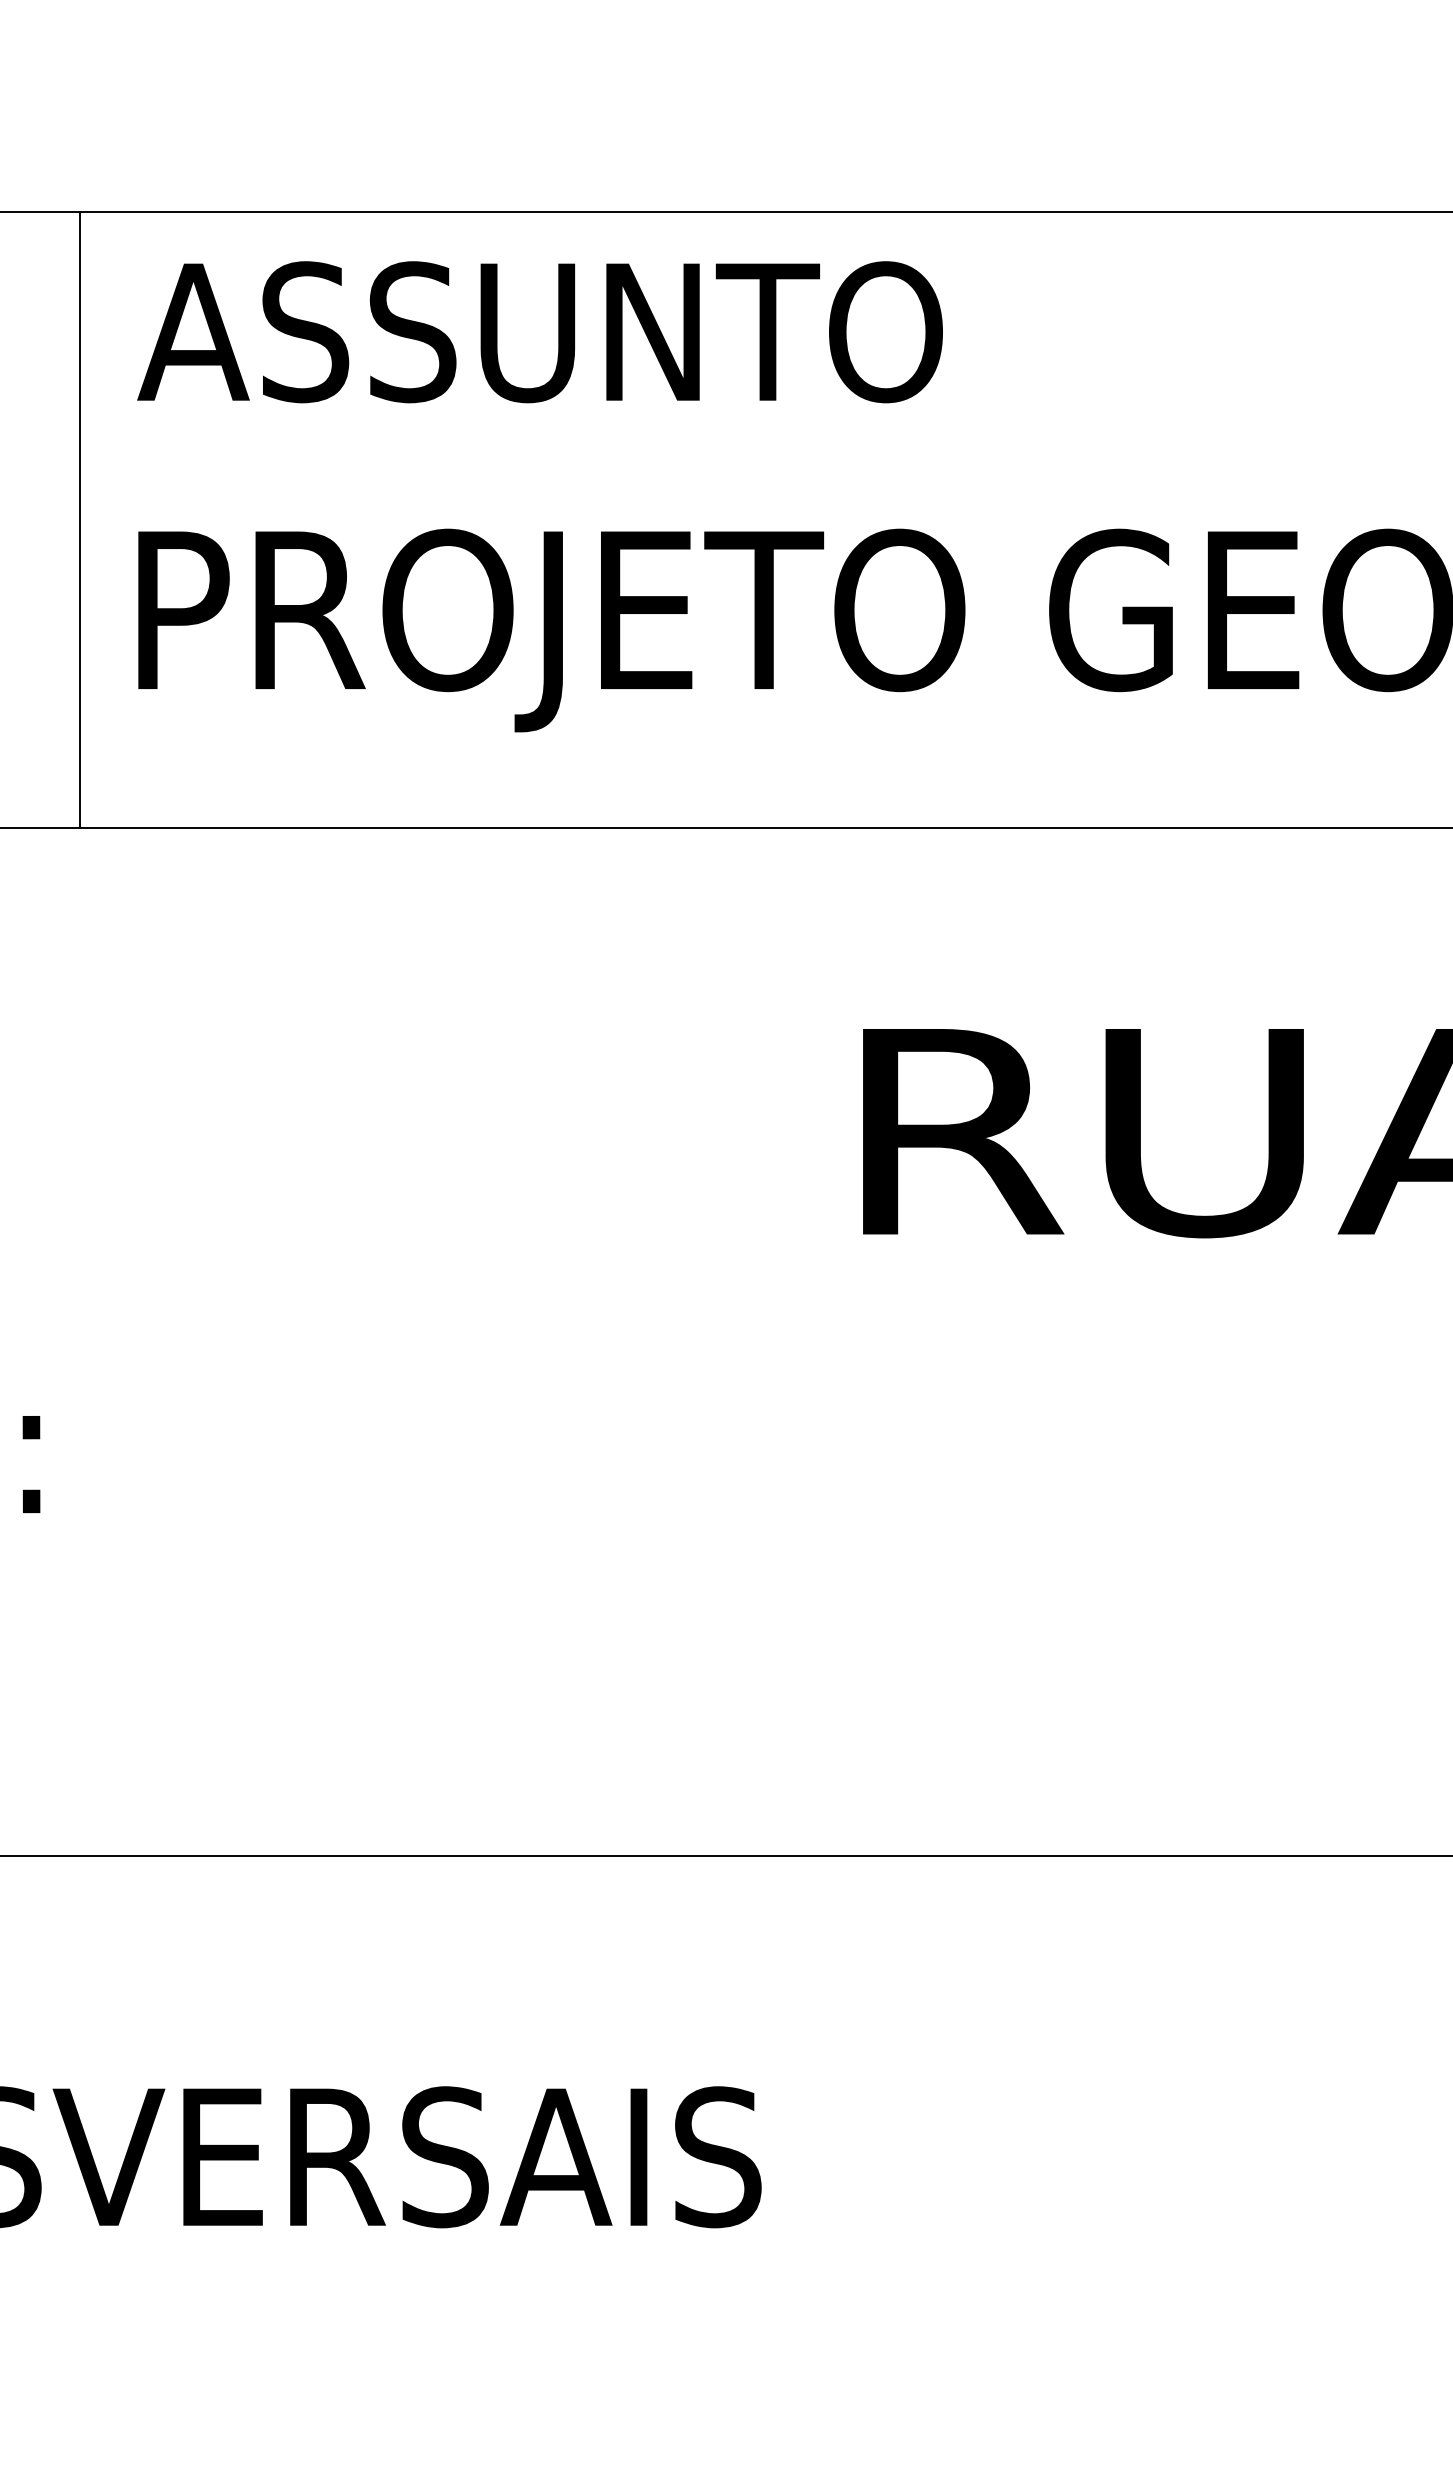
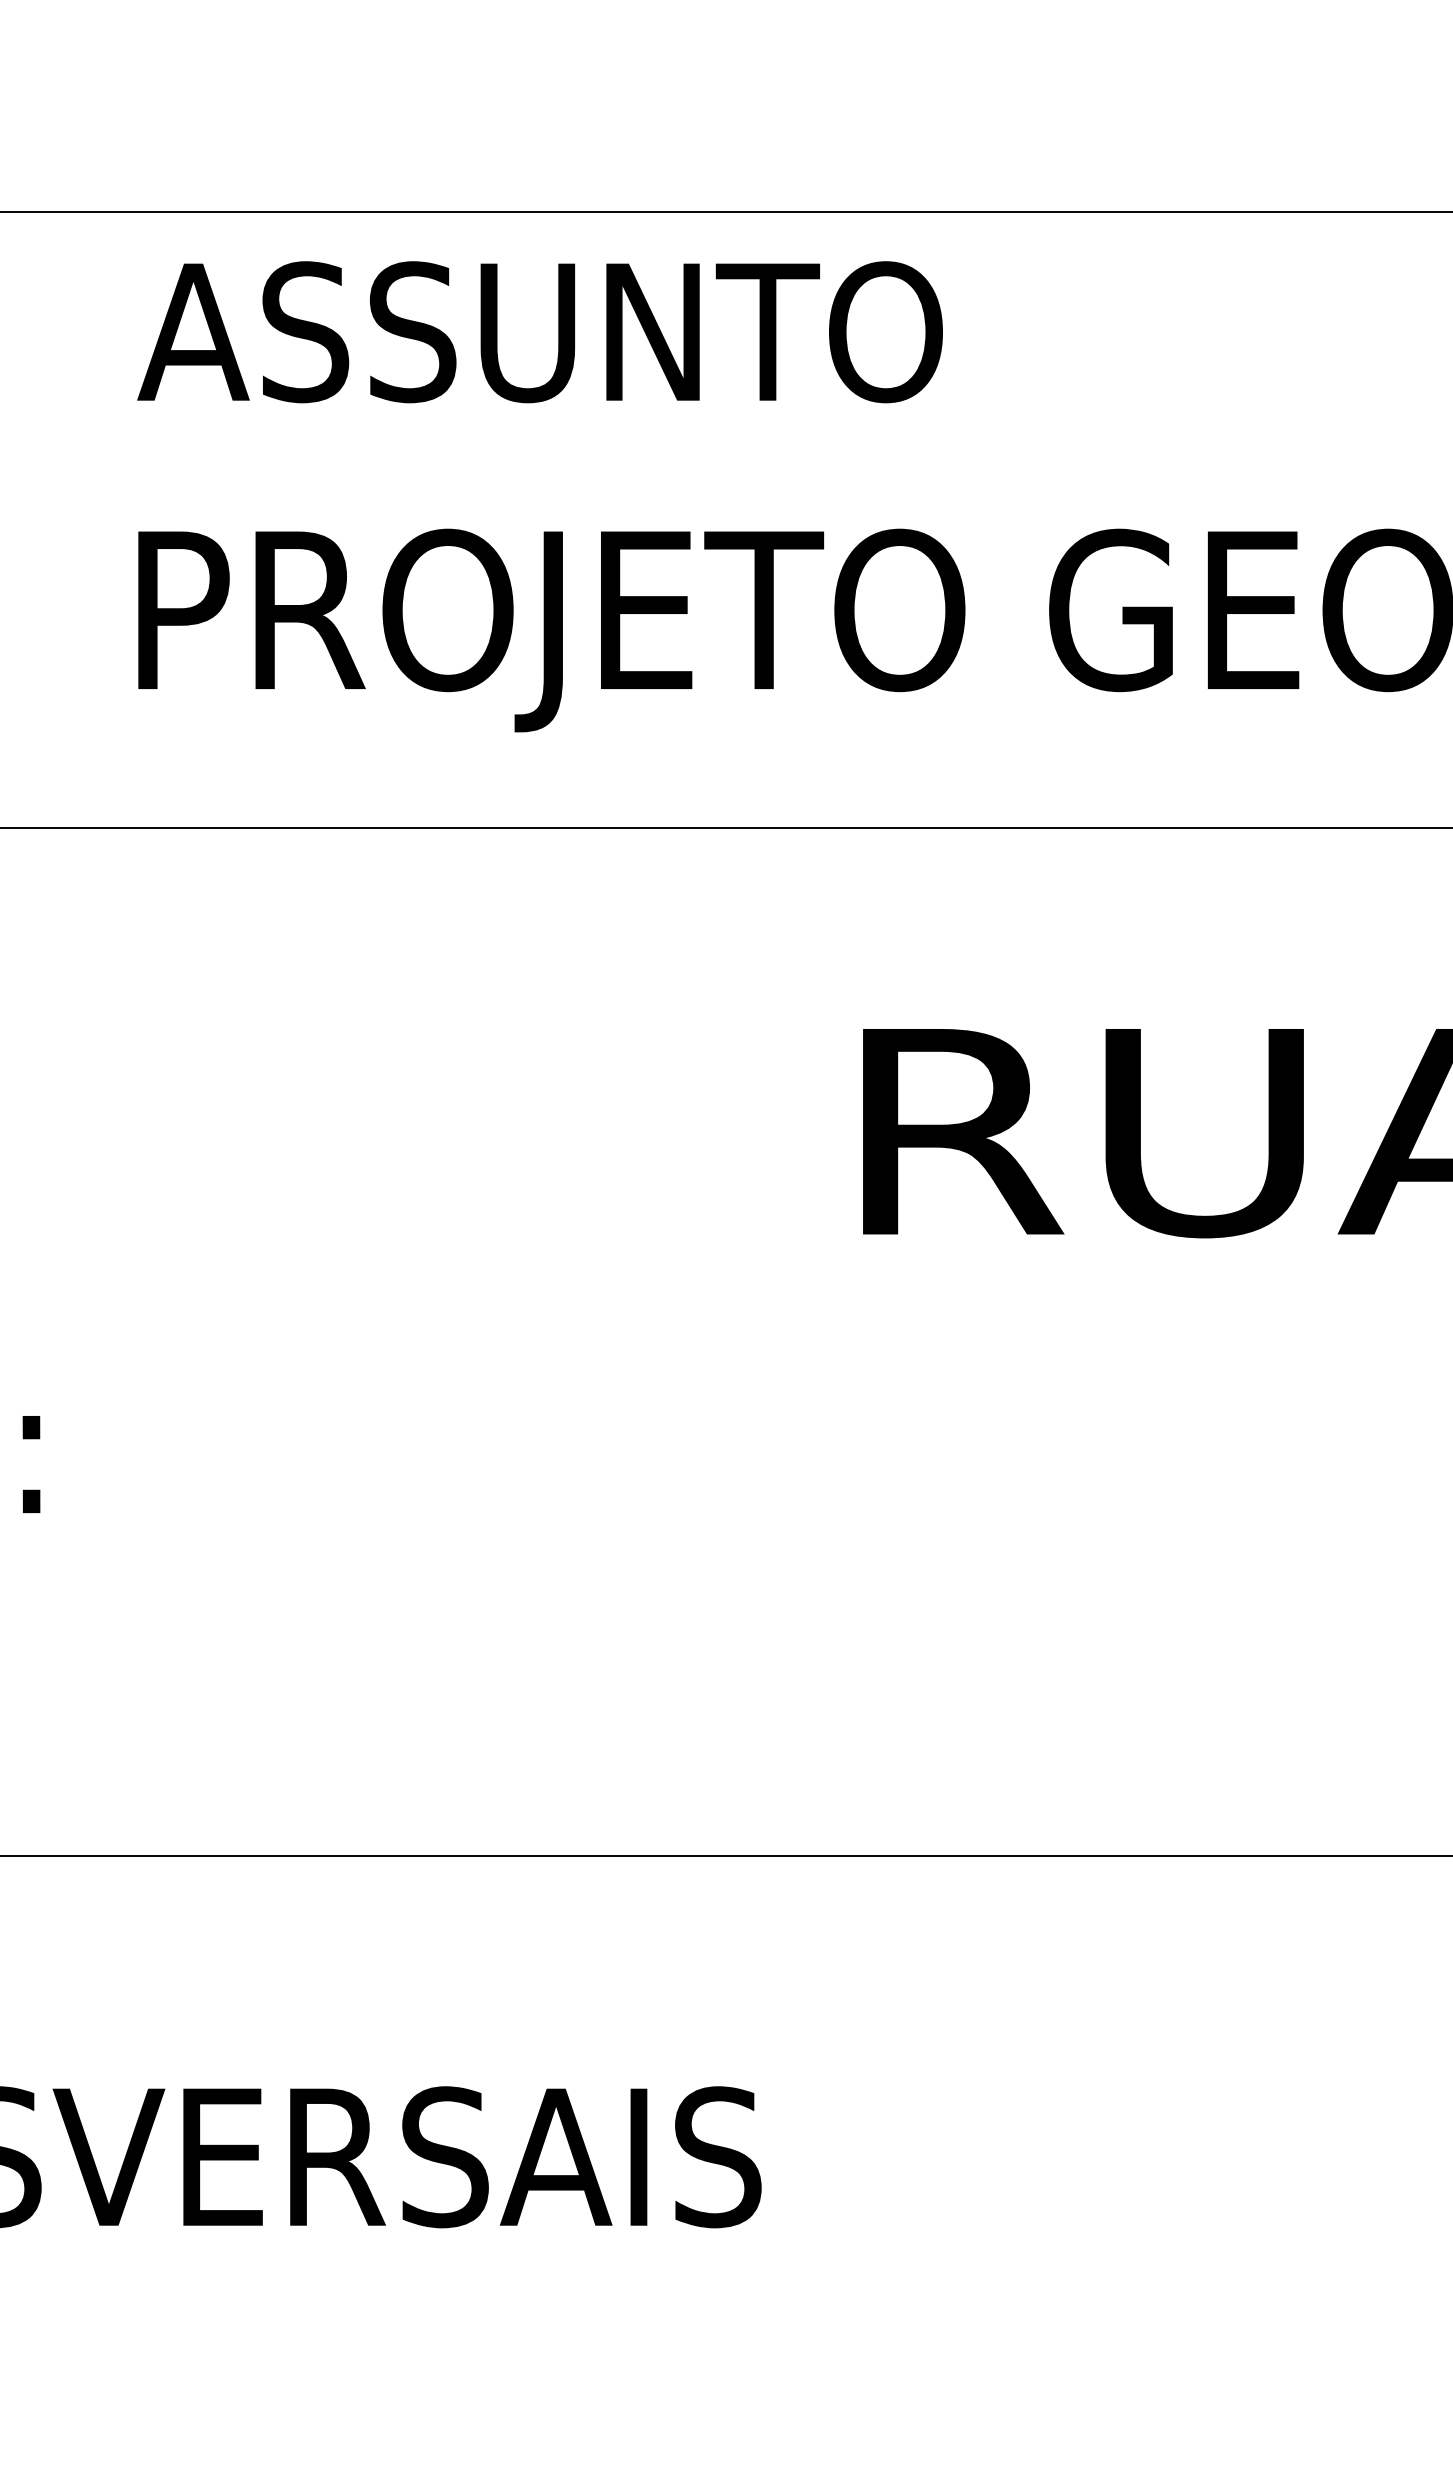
line: present -> none (80, 520)
